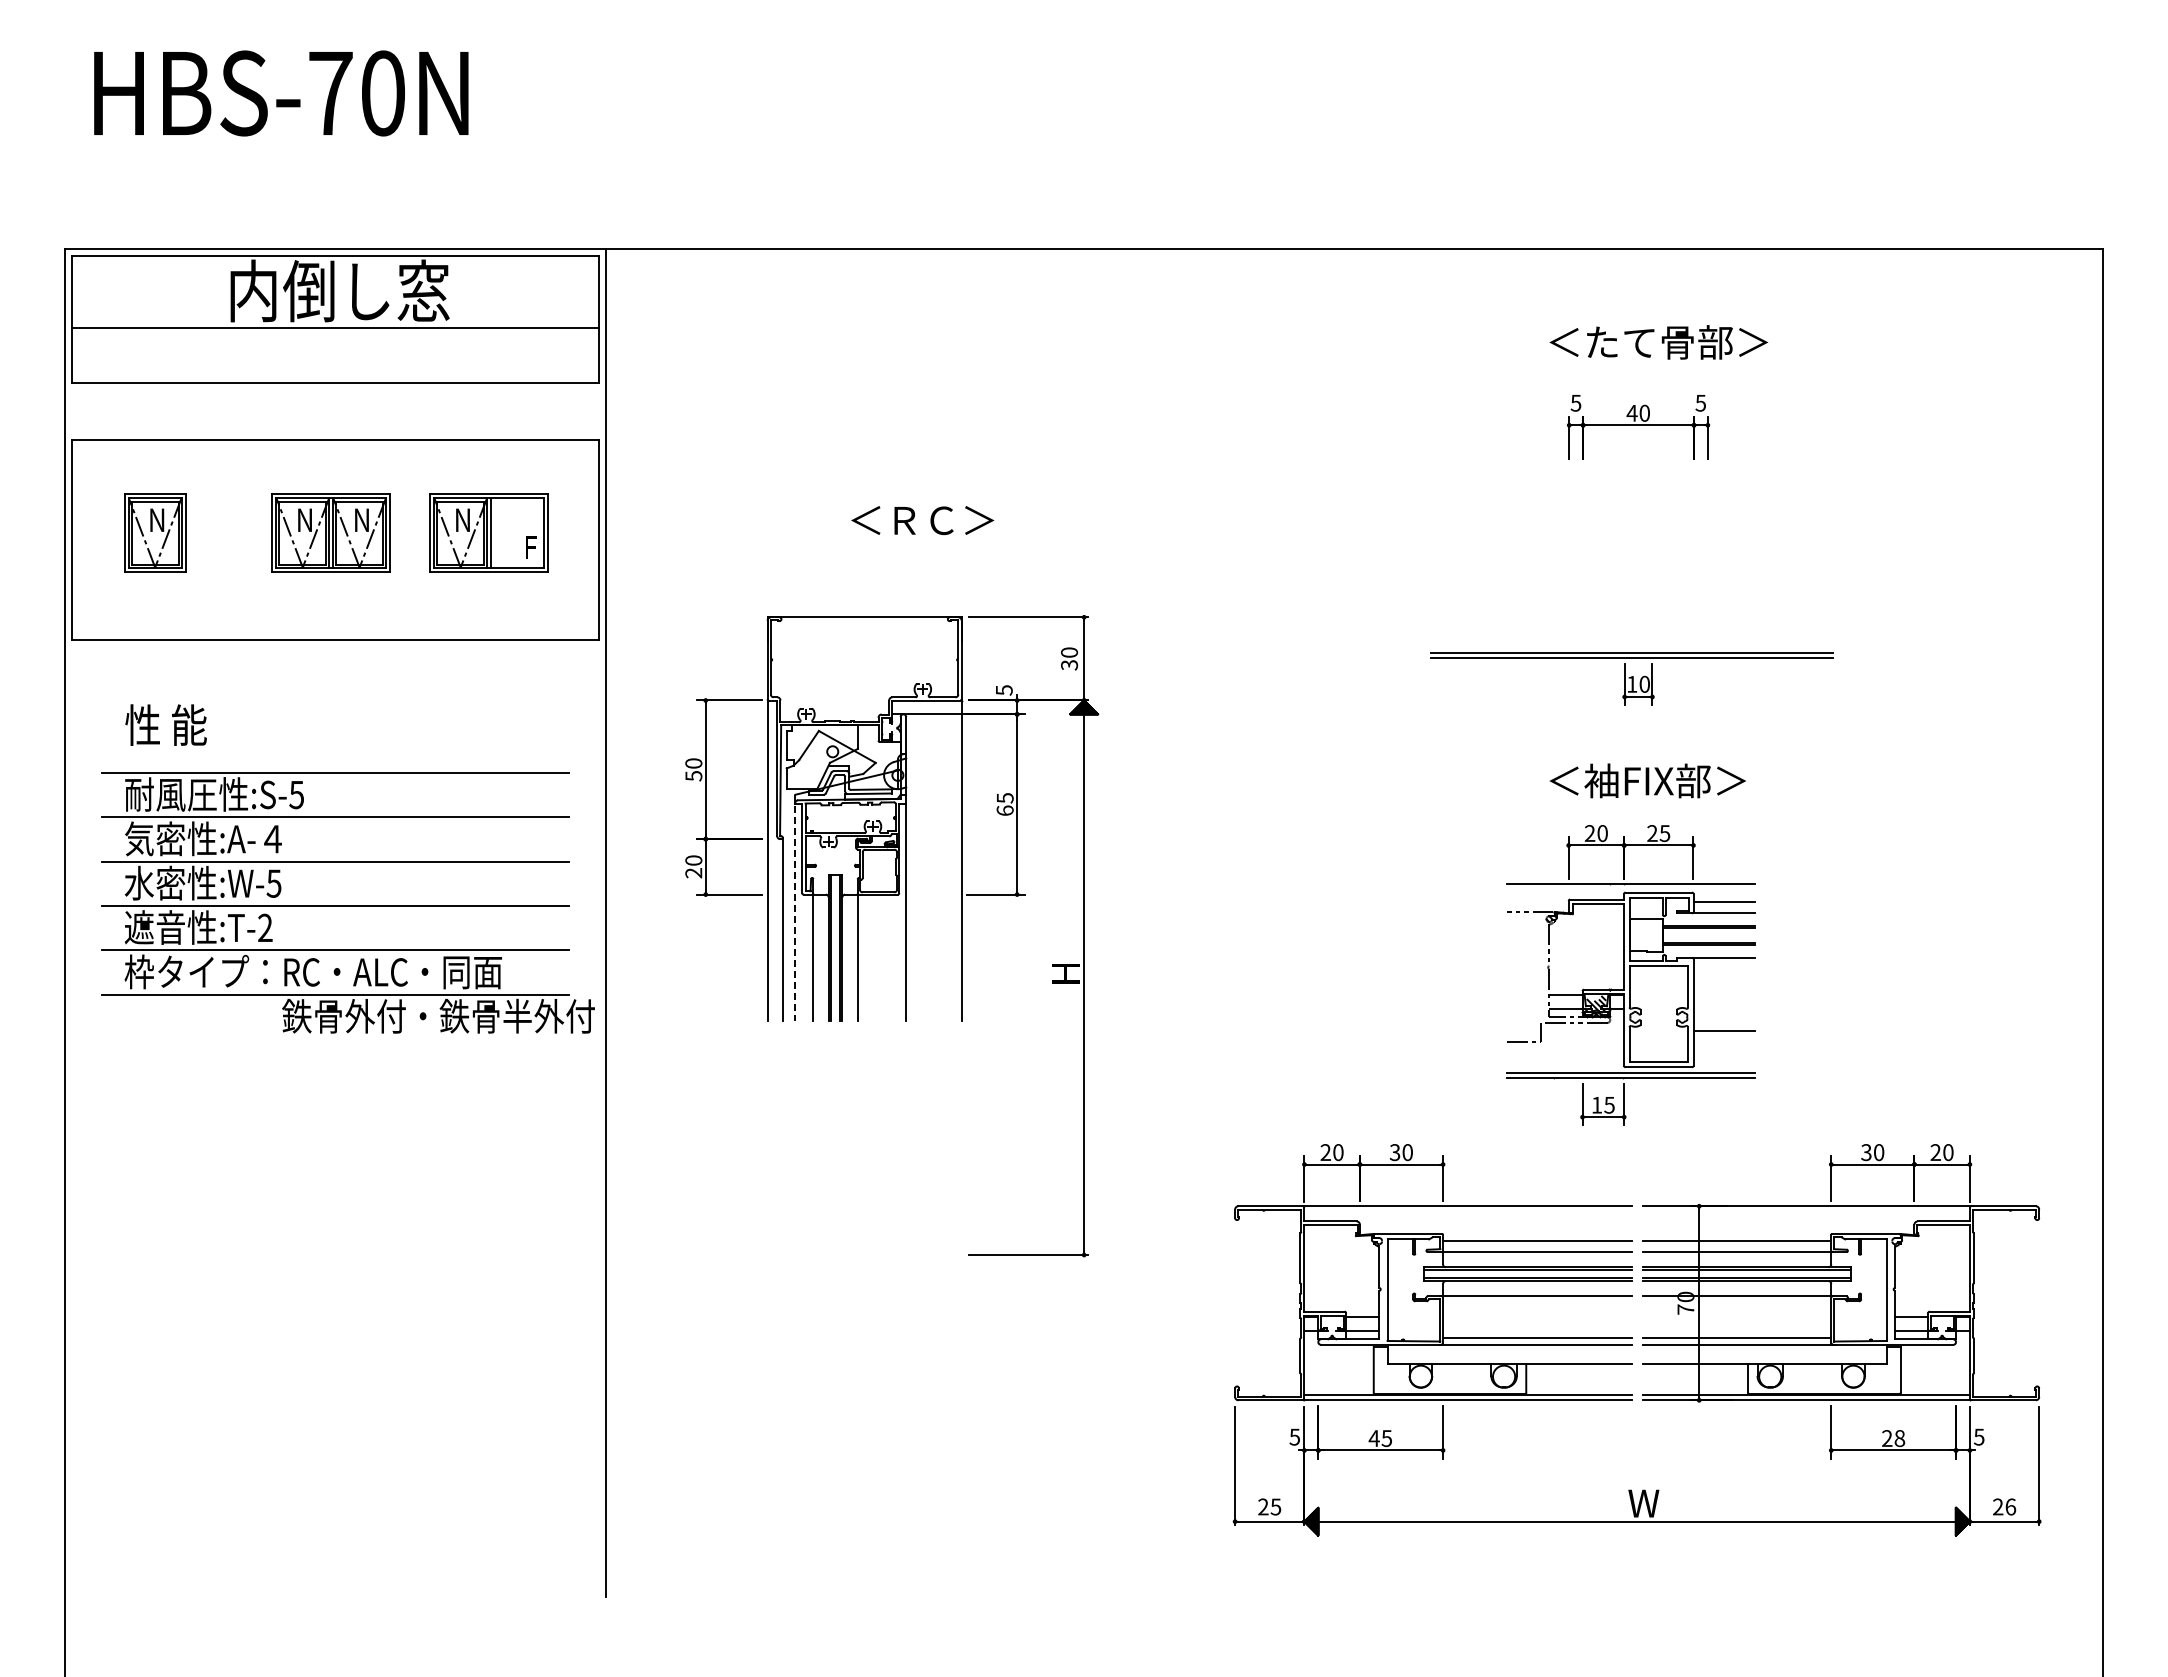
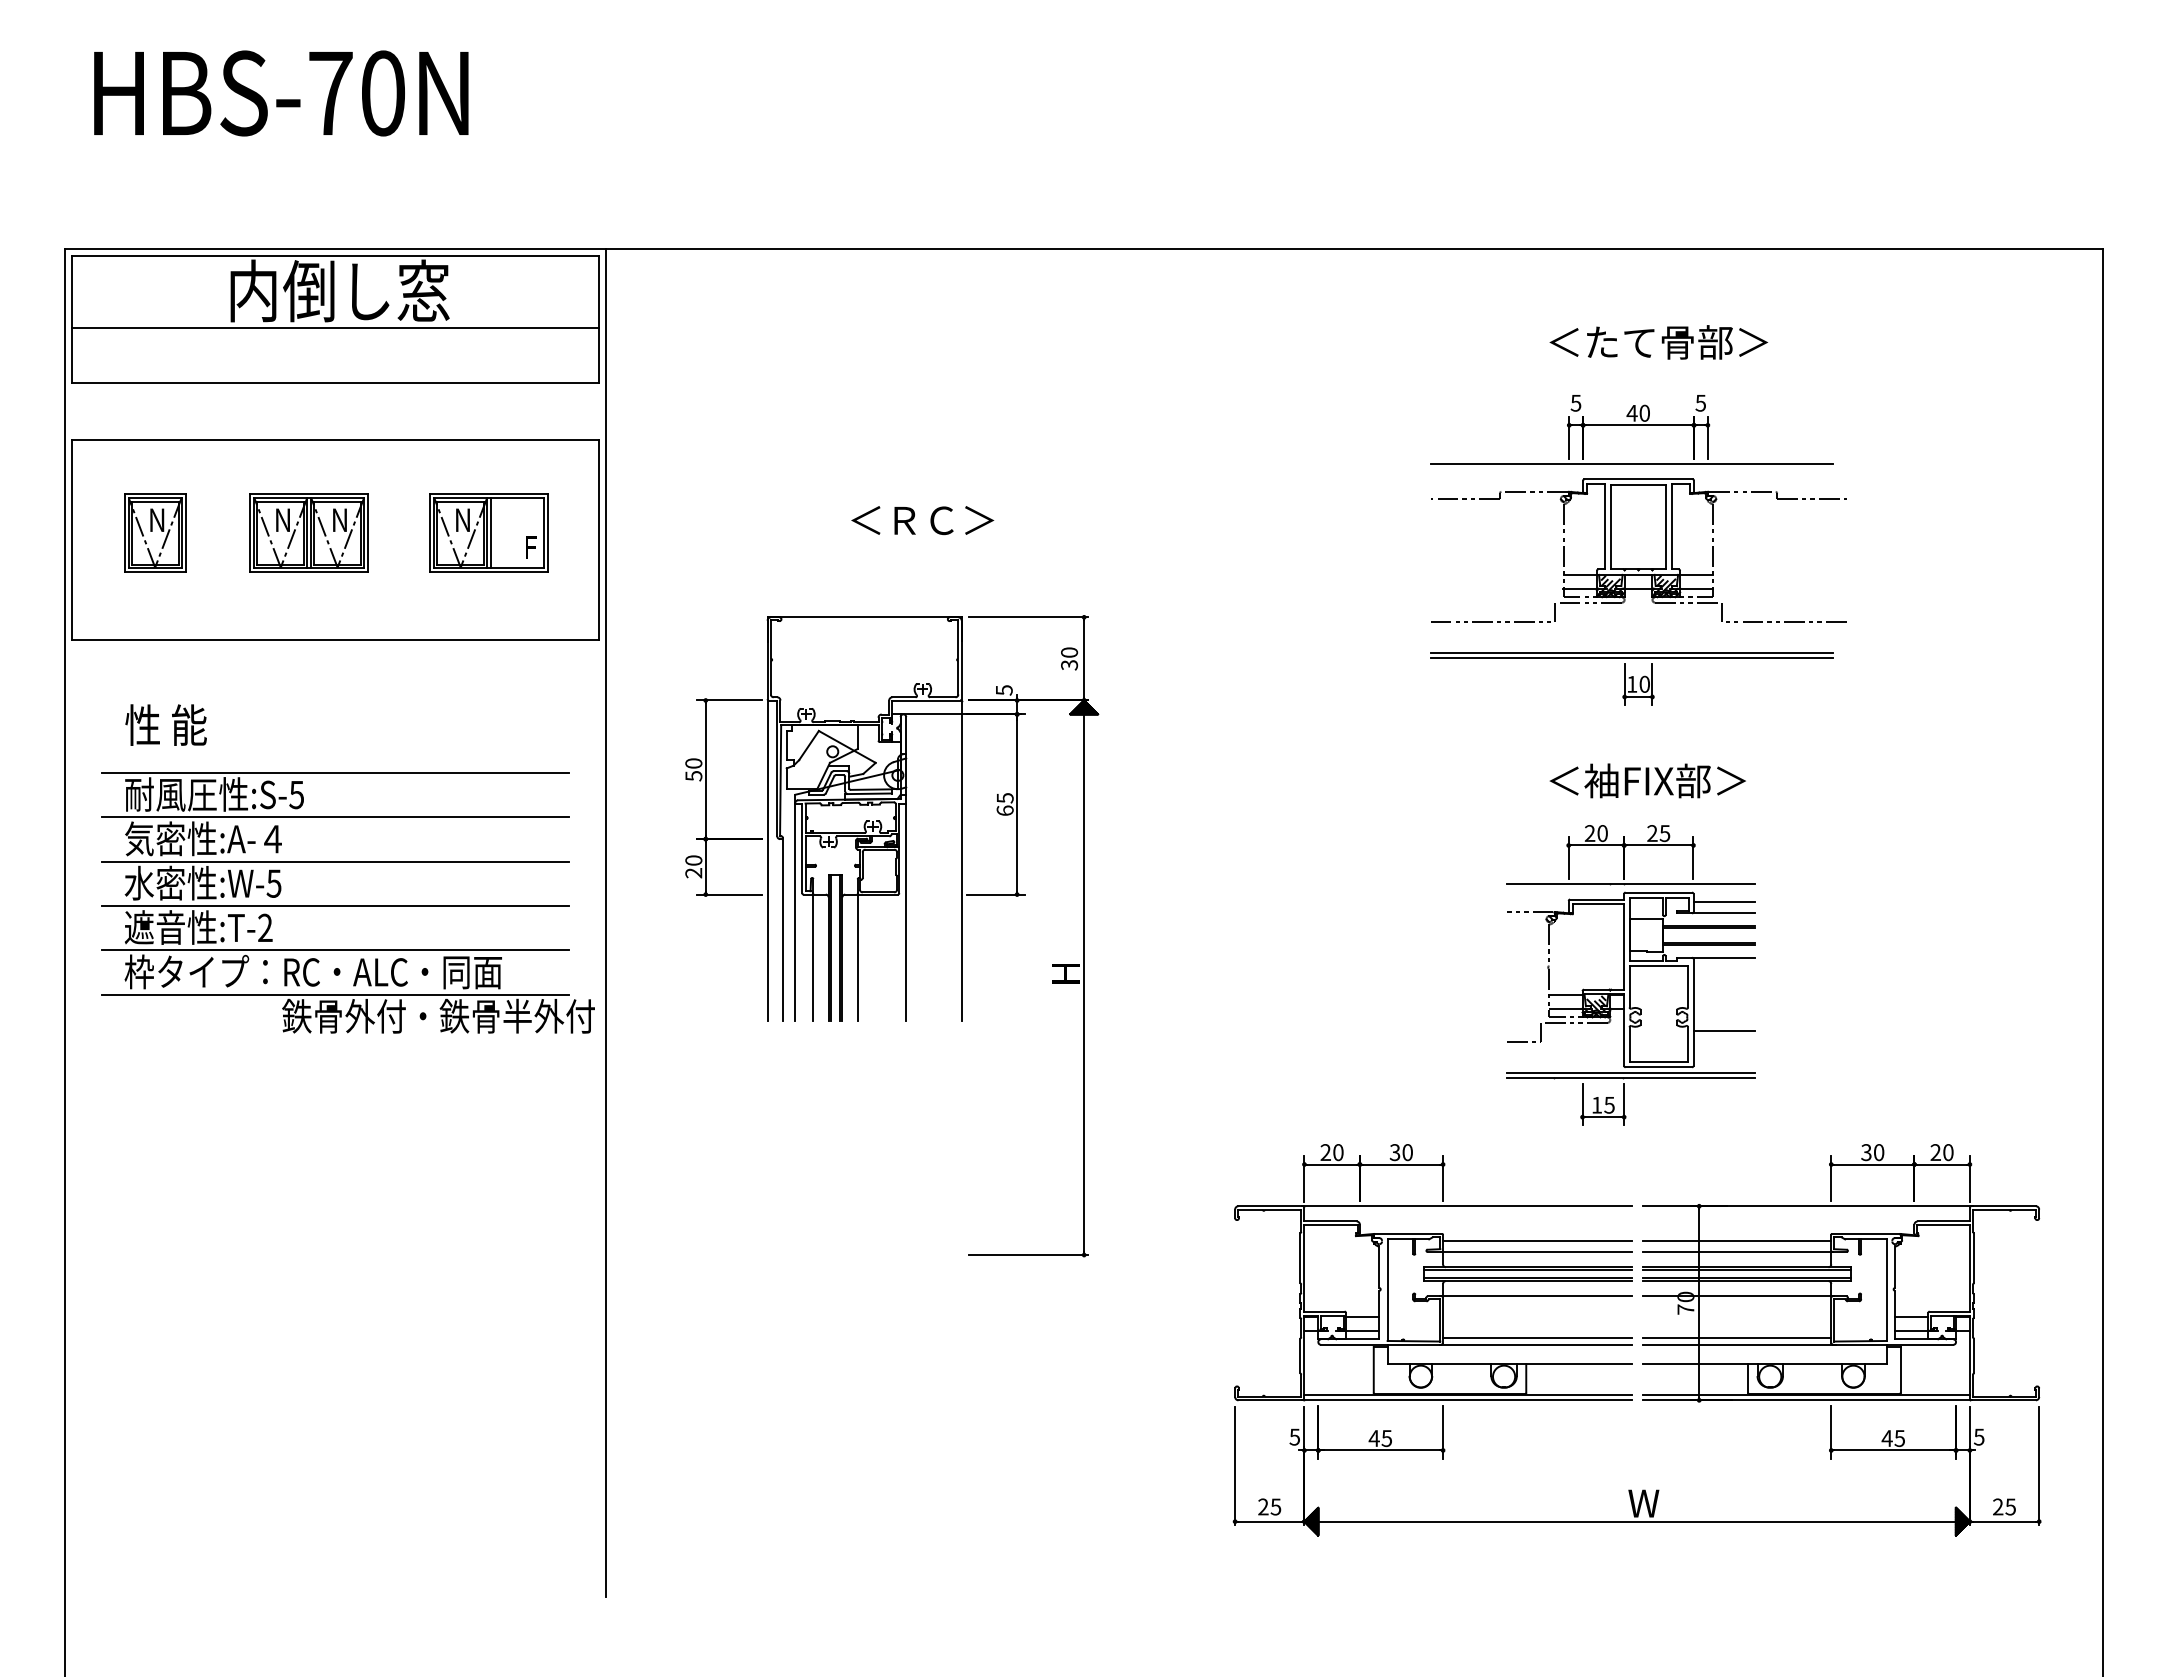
line: none -> present (1631, 464)
part position: (330, 532) -> (308, 532) (308, 532)
part: none -> present (1638, 550)
line: dashed -> solid (795, 907)
text: 28 -> 45 (1893, 1438)
text: 26 -> 25 (2010, 1506)
